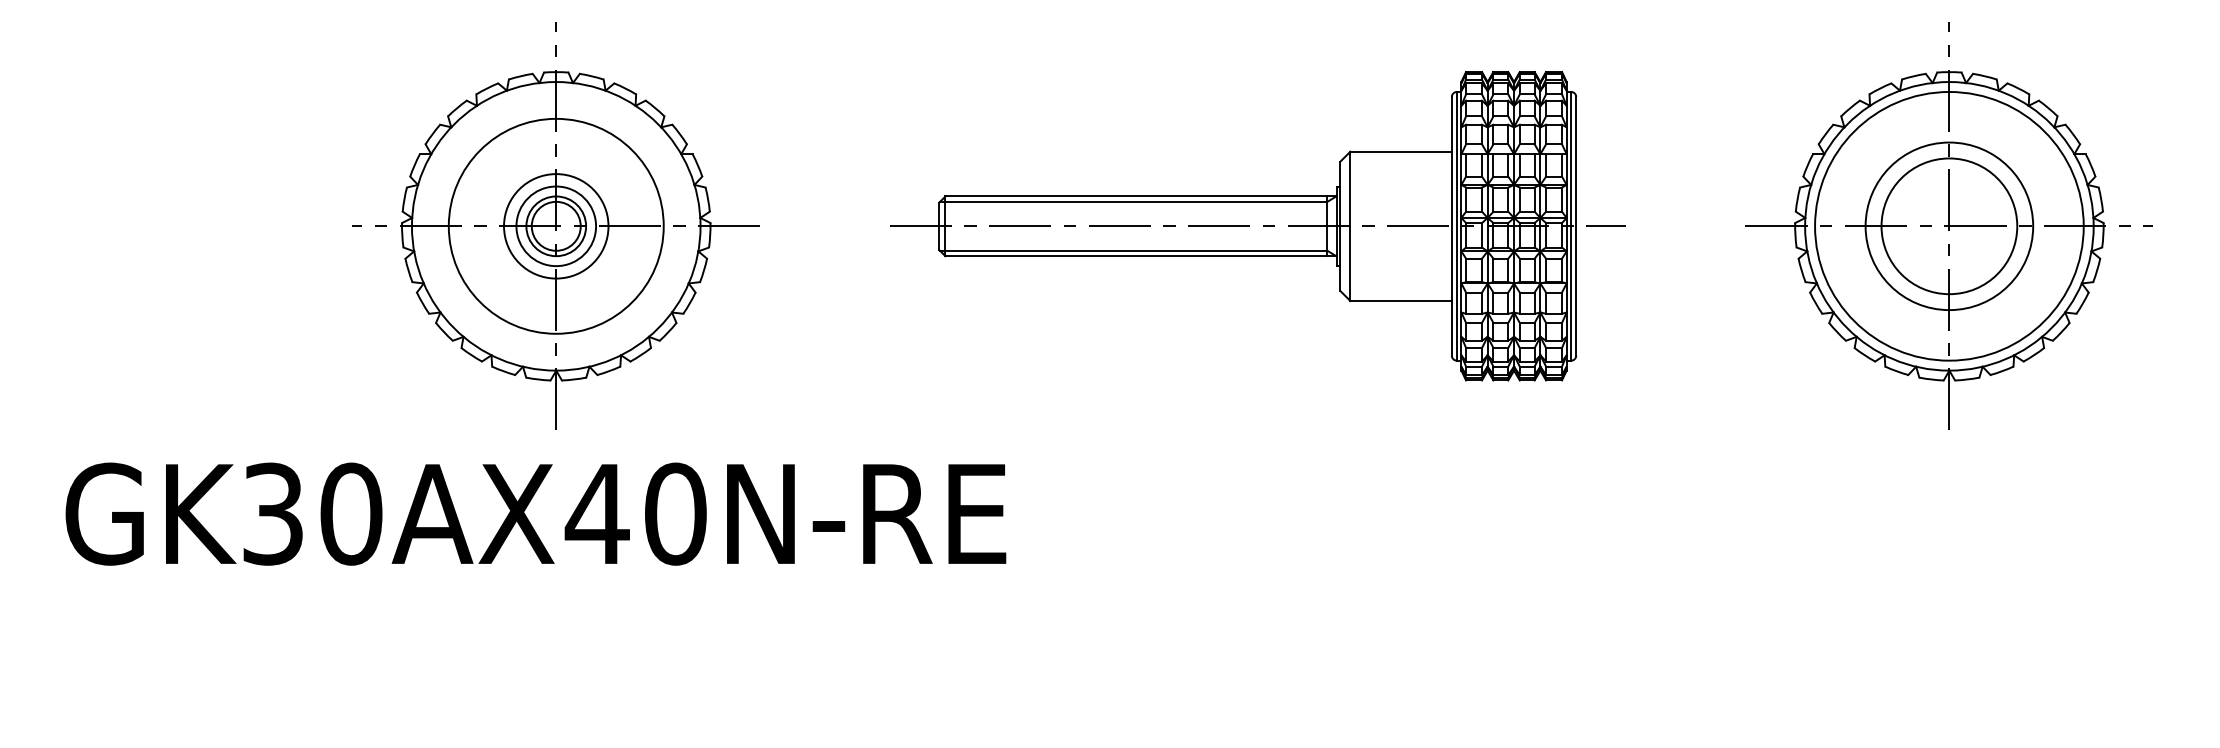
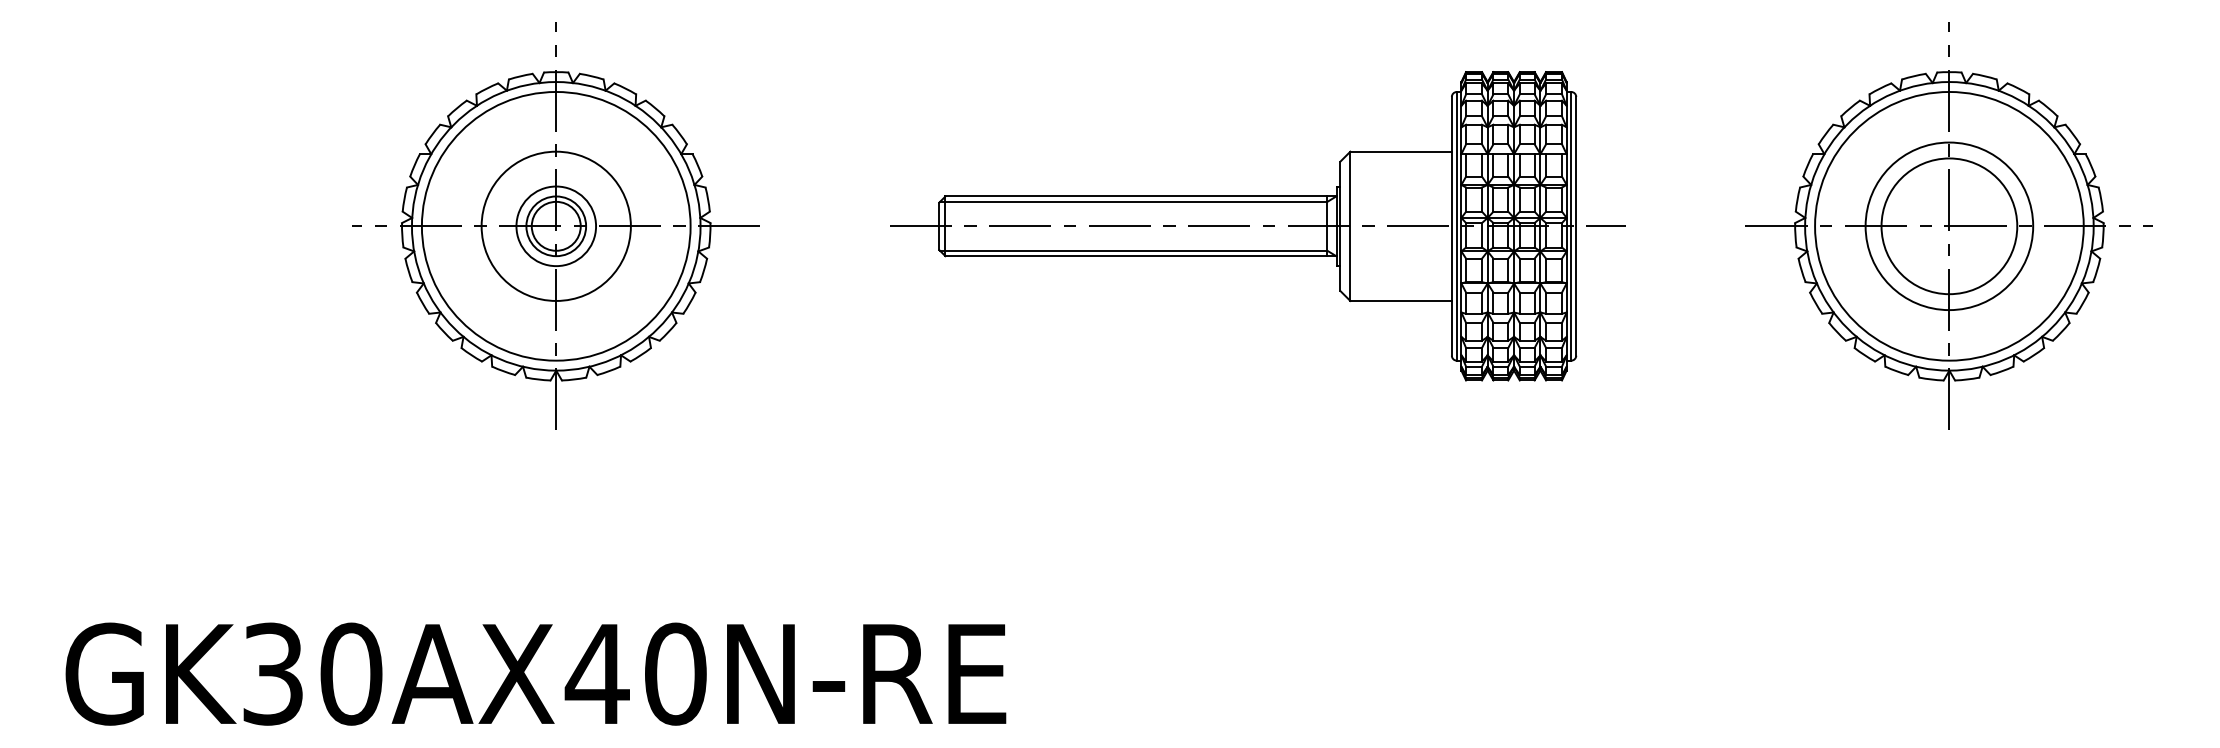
circle diameter: 215 px -> 269 px (555, 226)
circle diameter: 104 px -> 149 px (555, 225)
text position: (535, 513) -> (535, 673) (535, 673)
